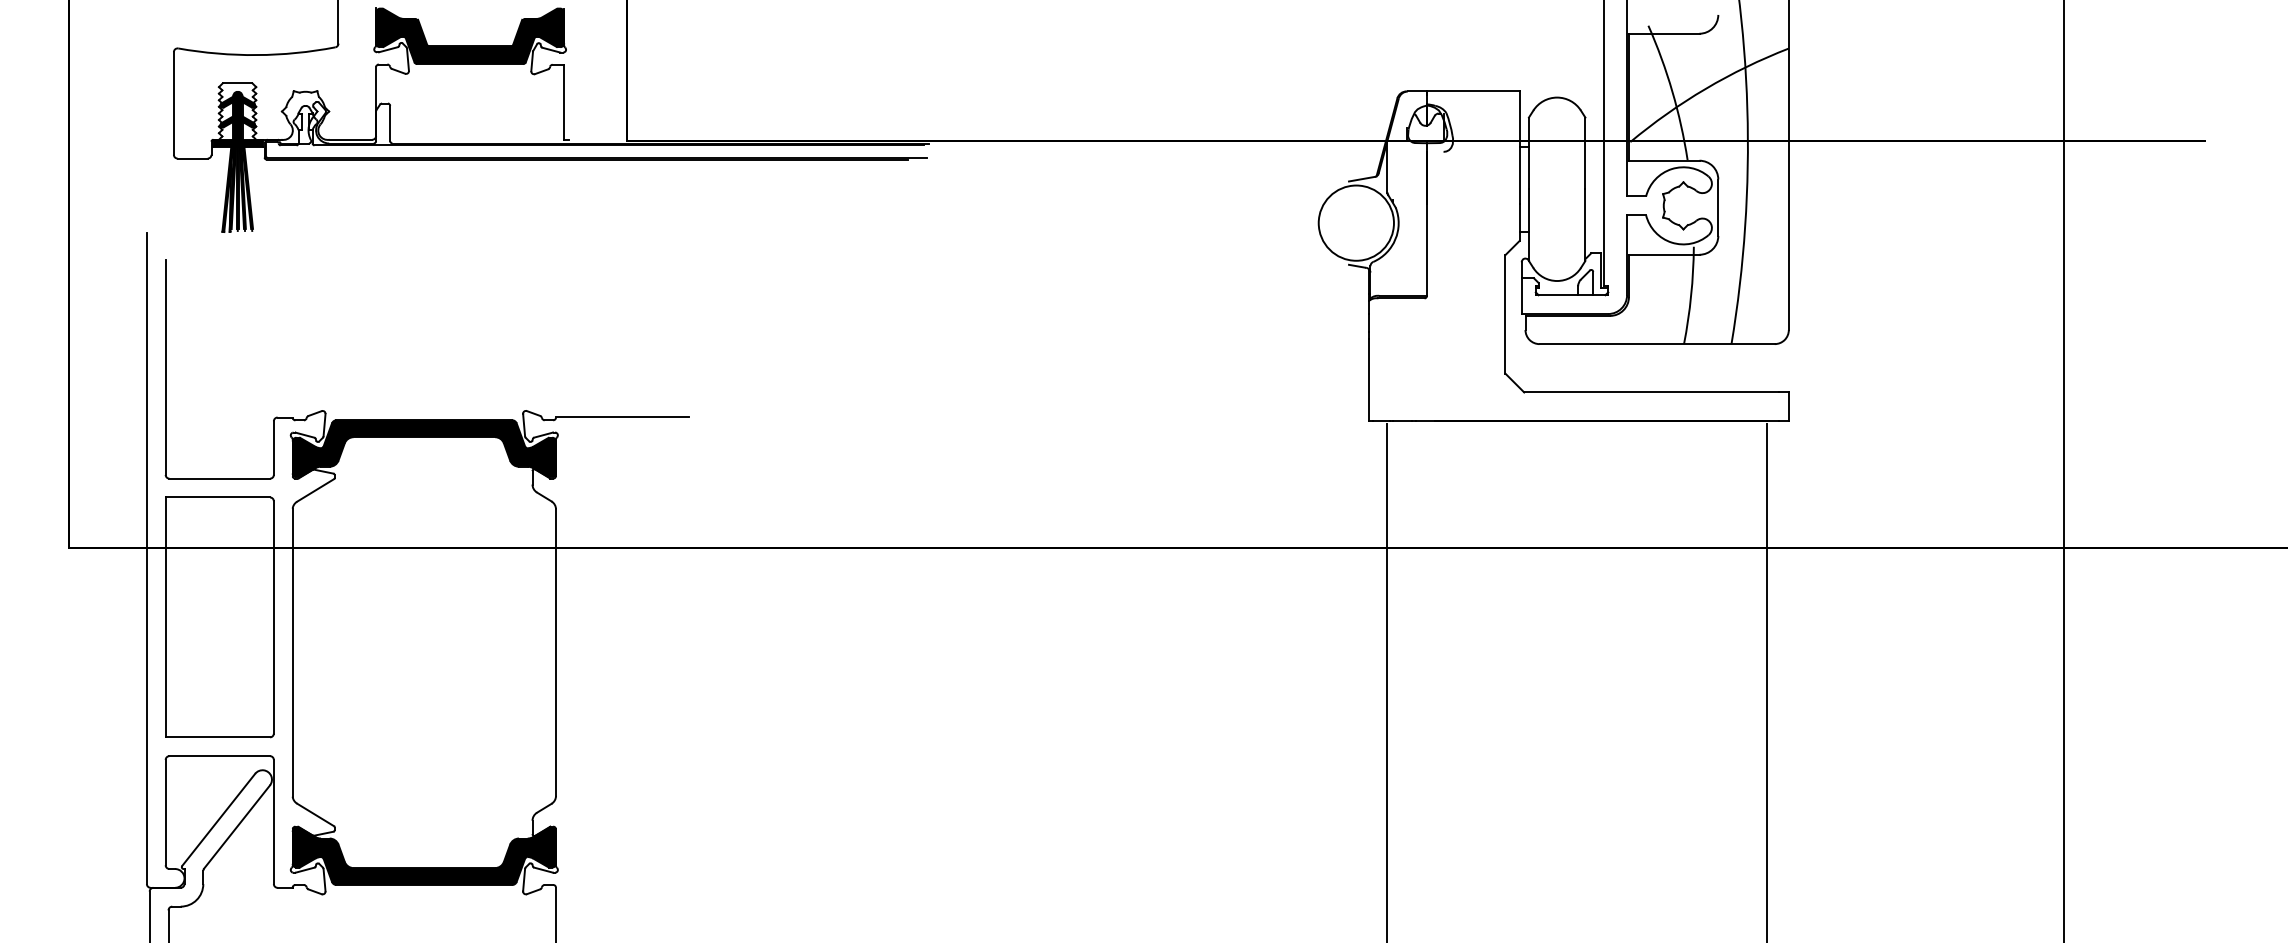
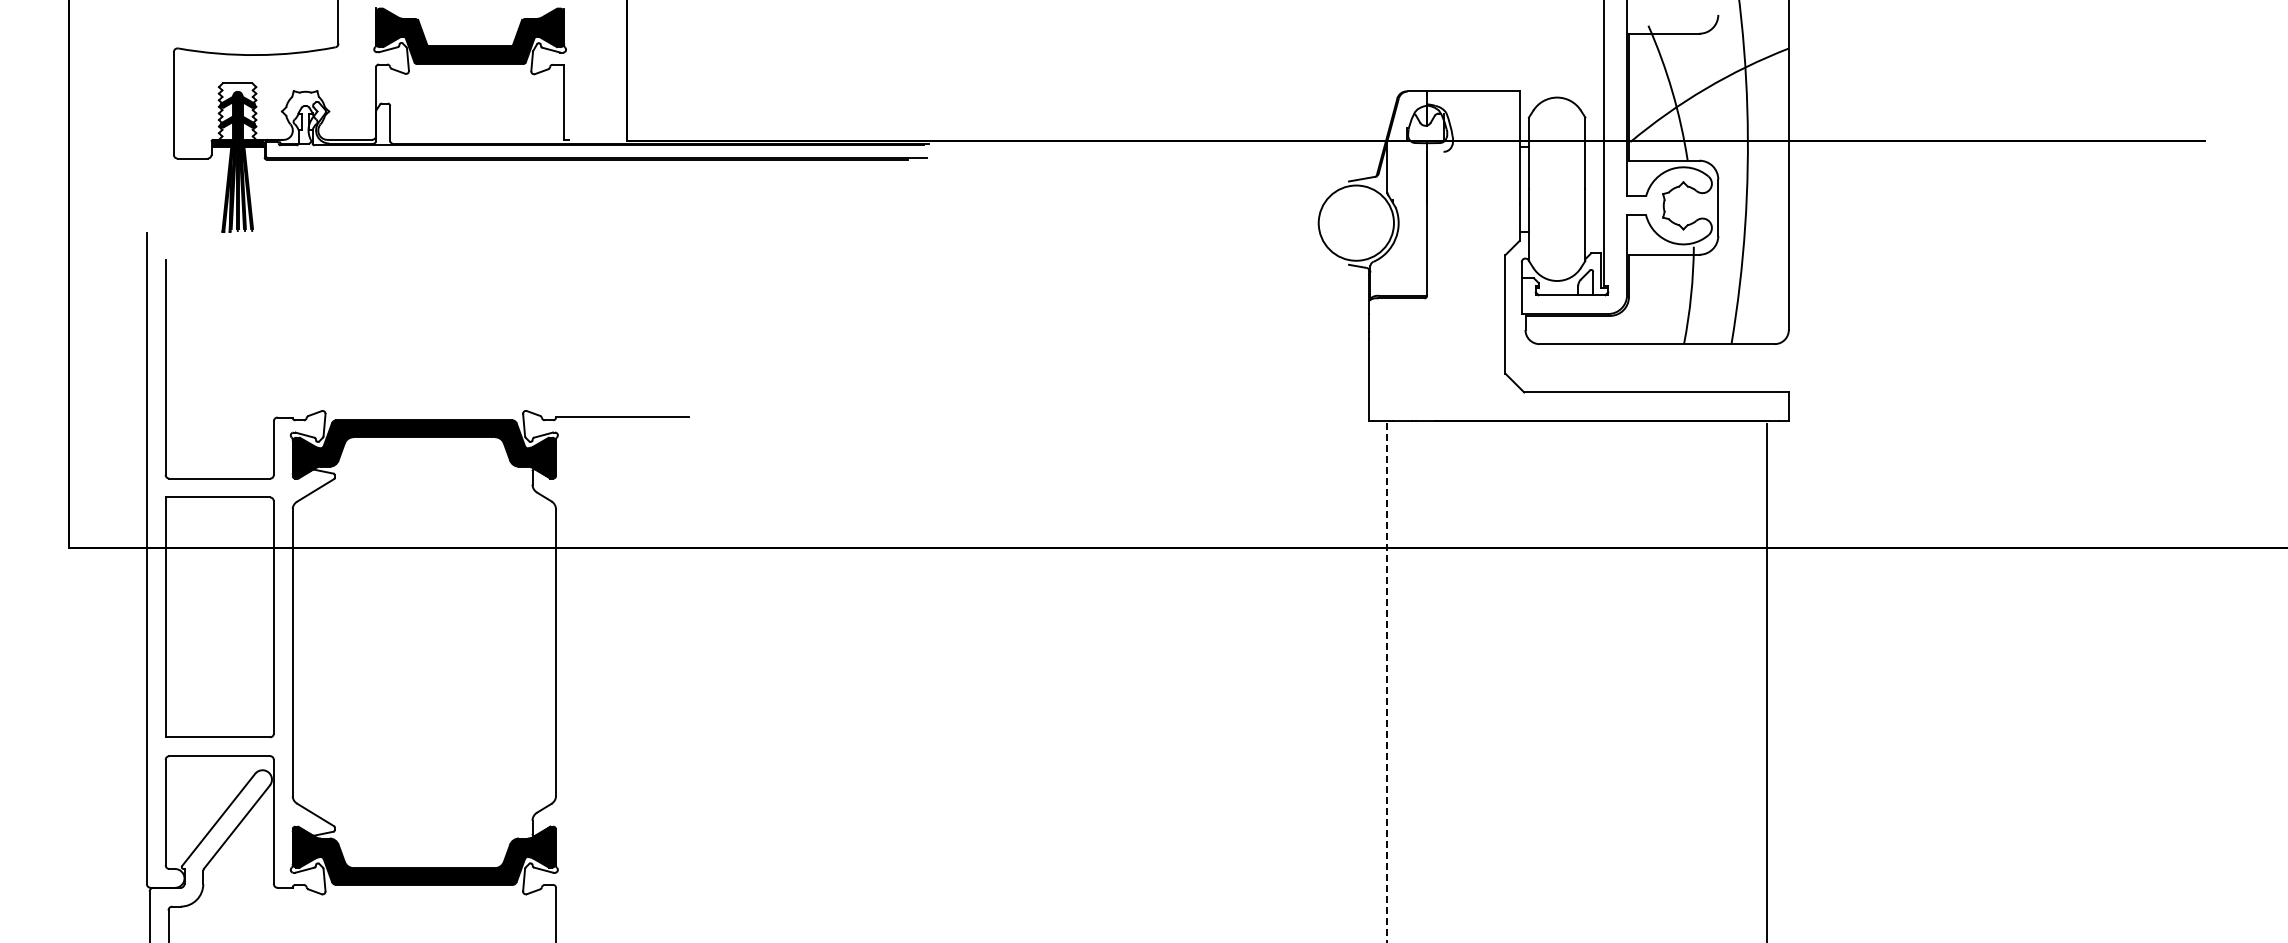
line: present -> none (2064, 470)
line: solid -> dashed (1387, 682)
